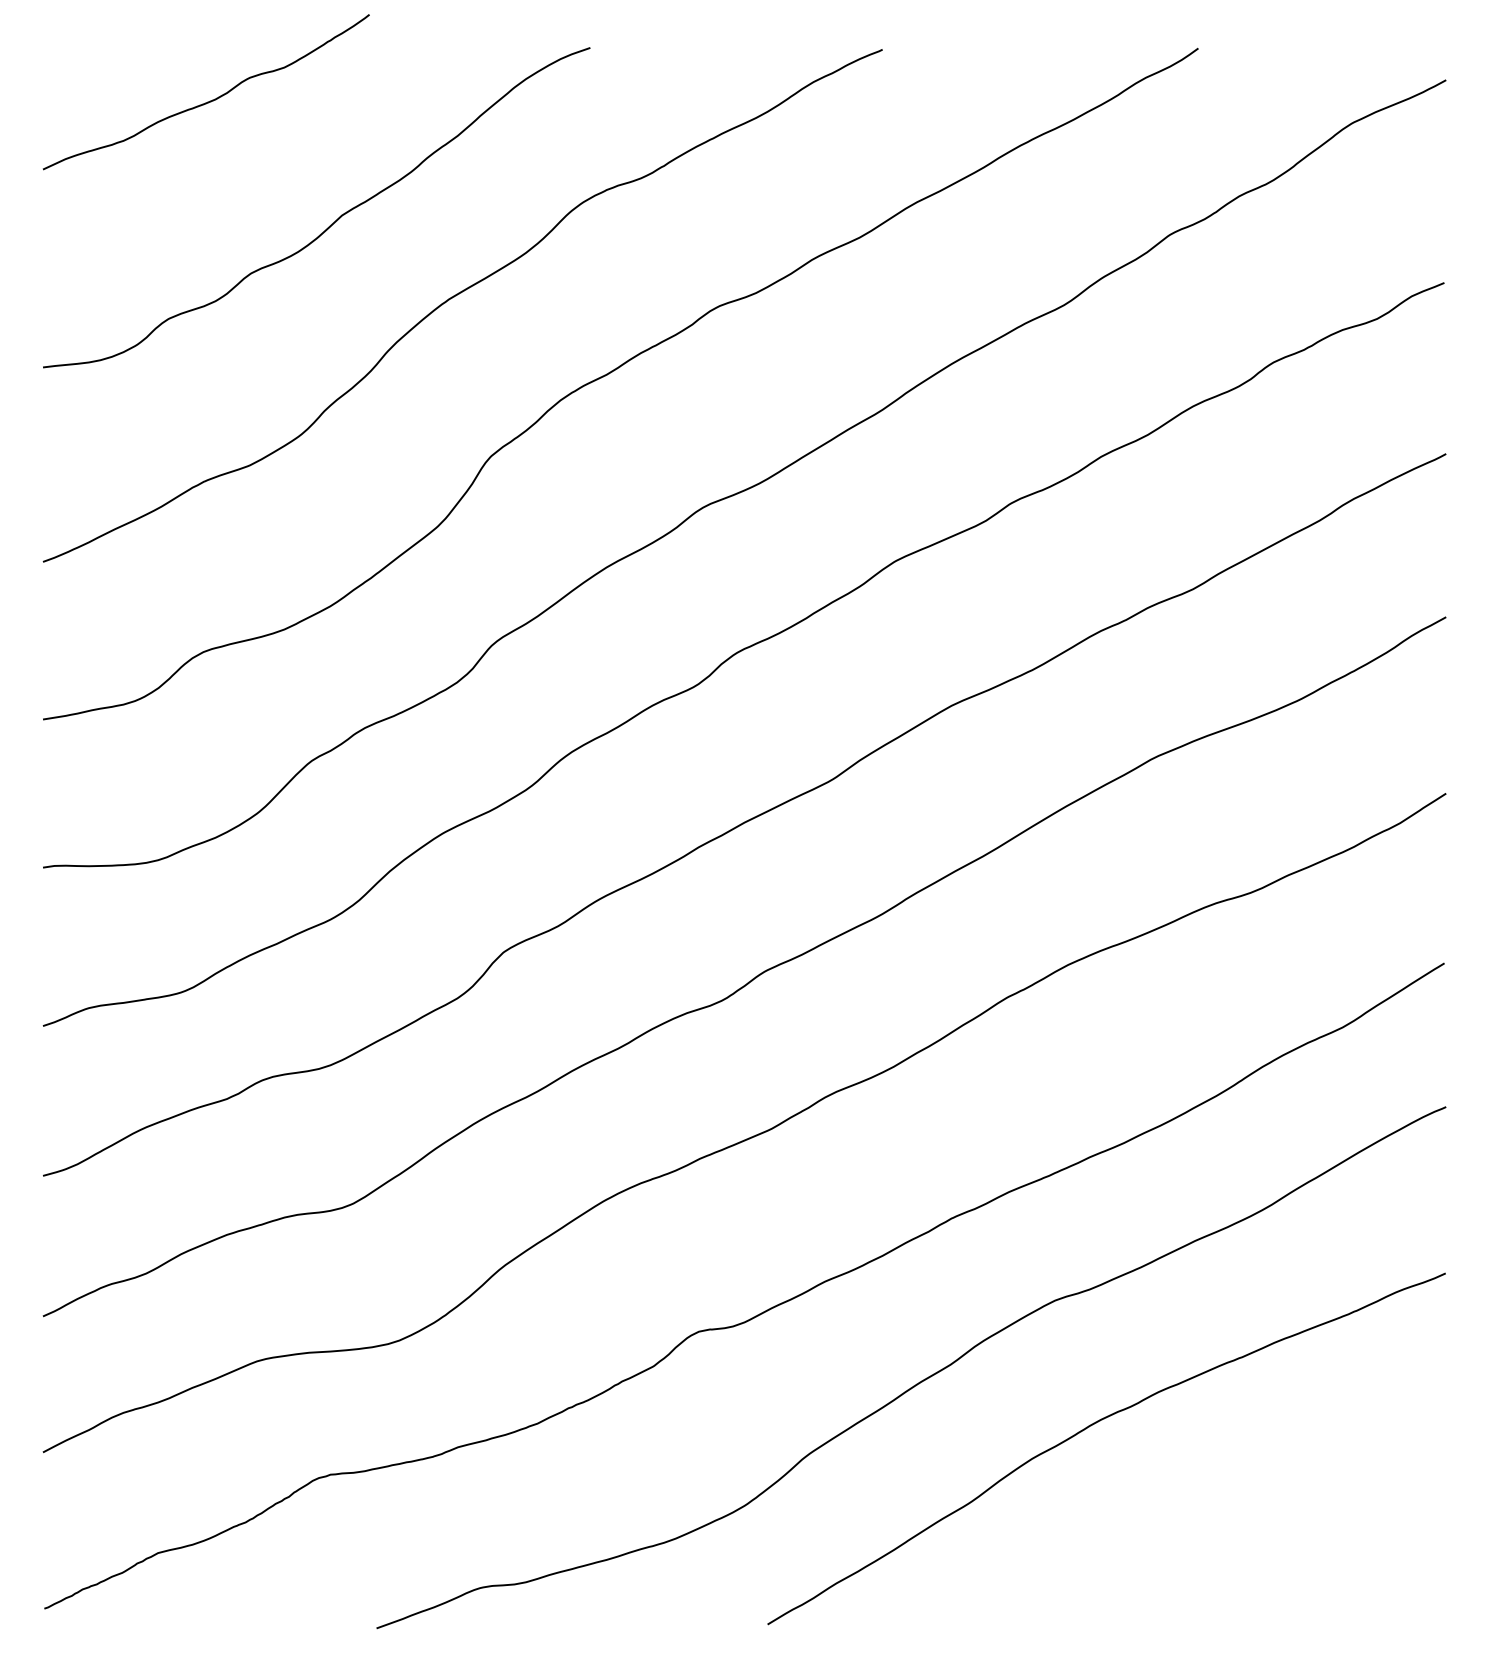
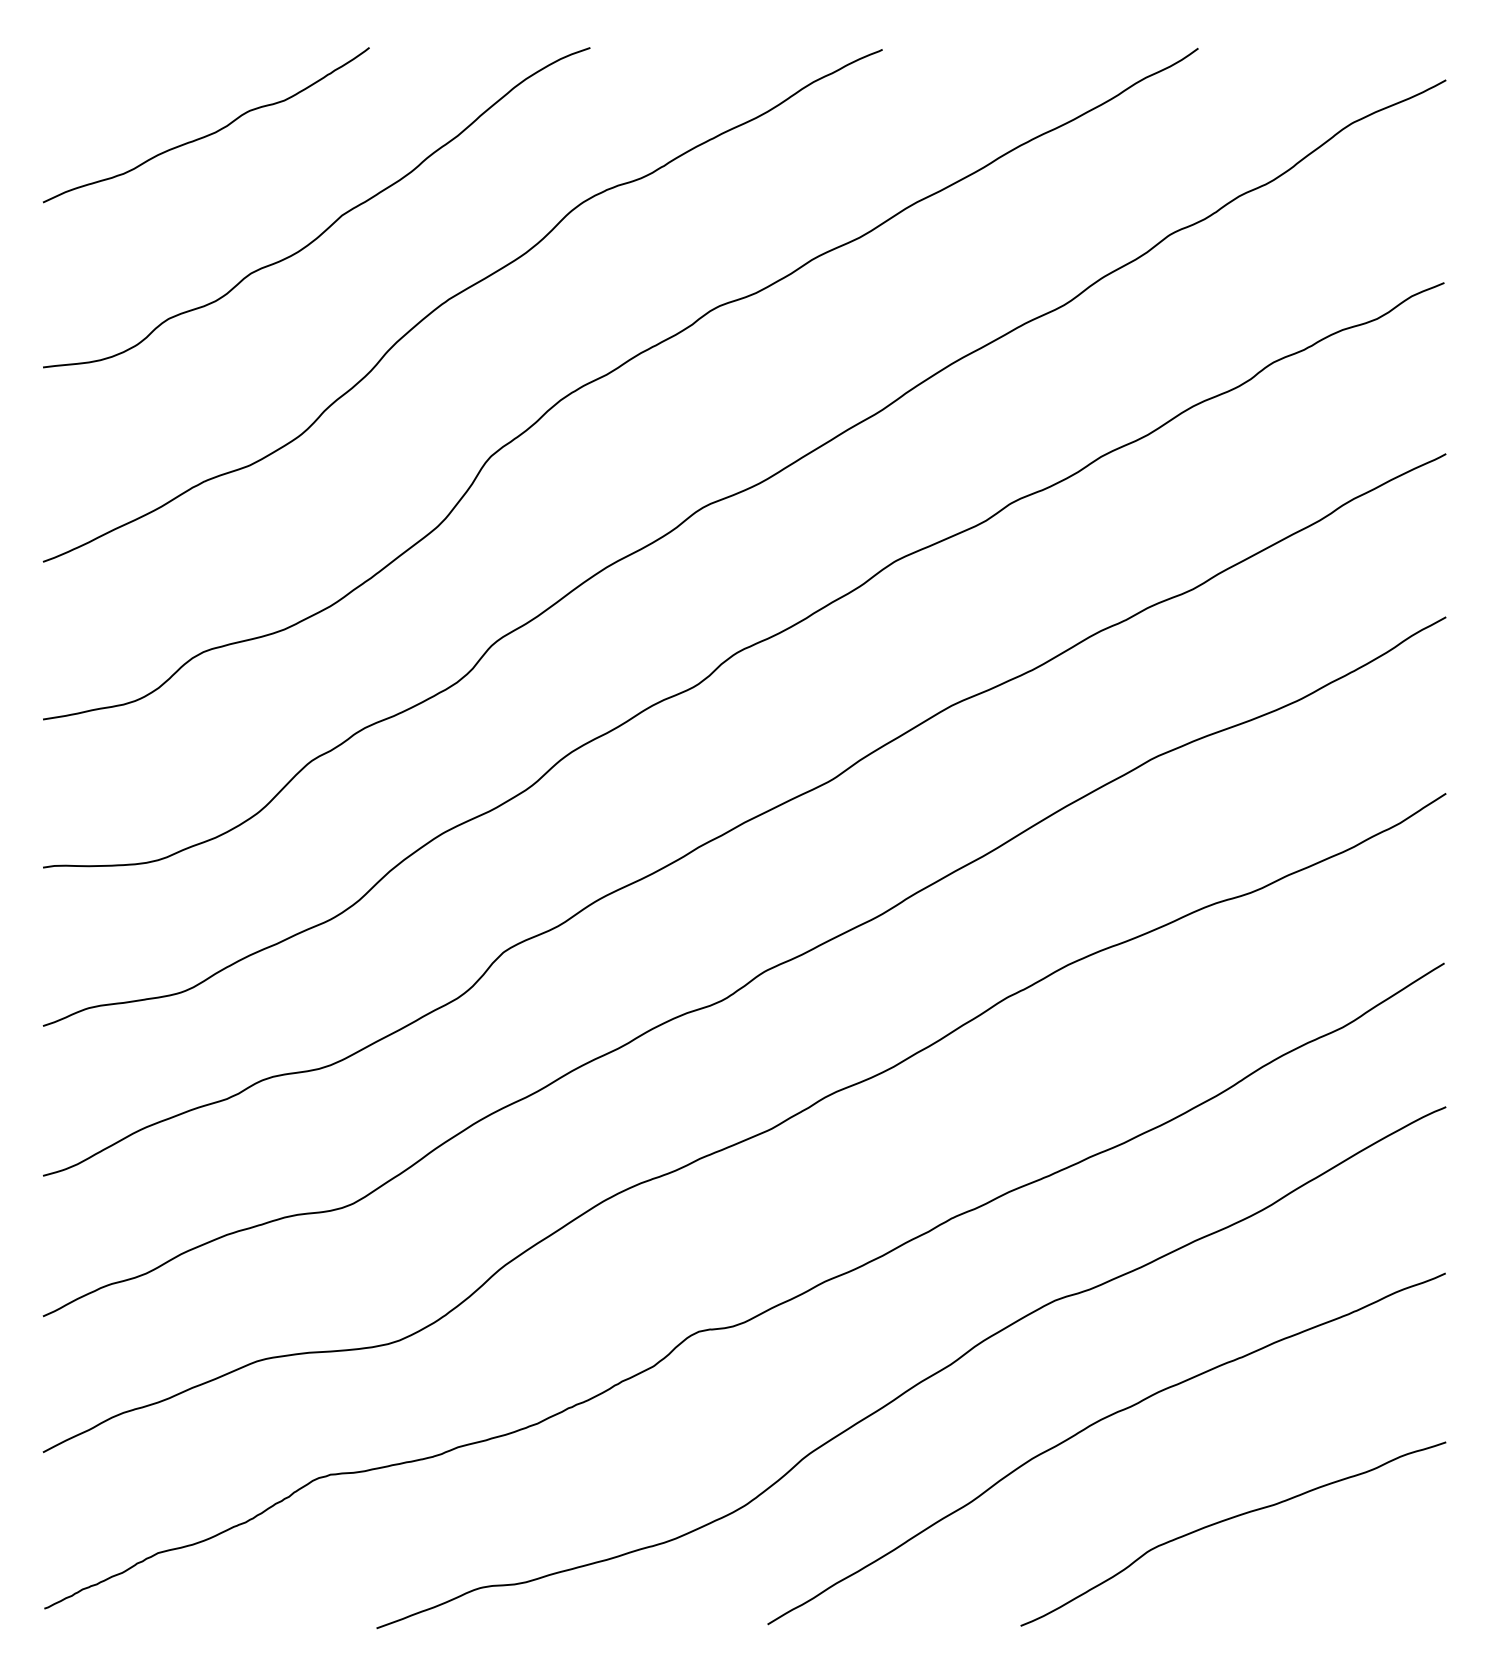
curve position: (207, 101) -> (207, 134) (207, 134)
curve: none -> present (1230, 1519)
